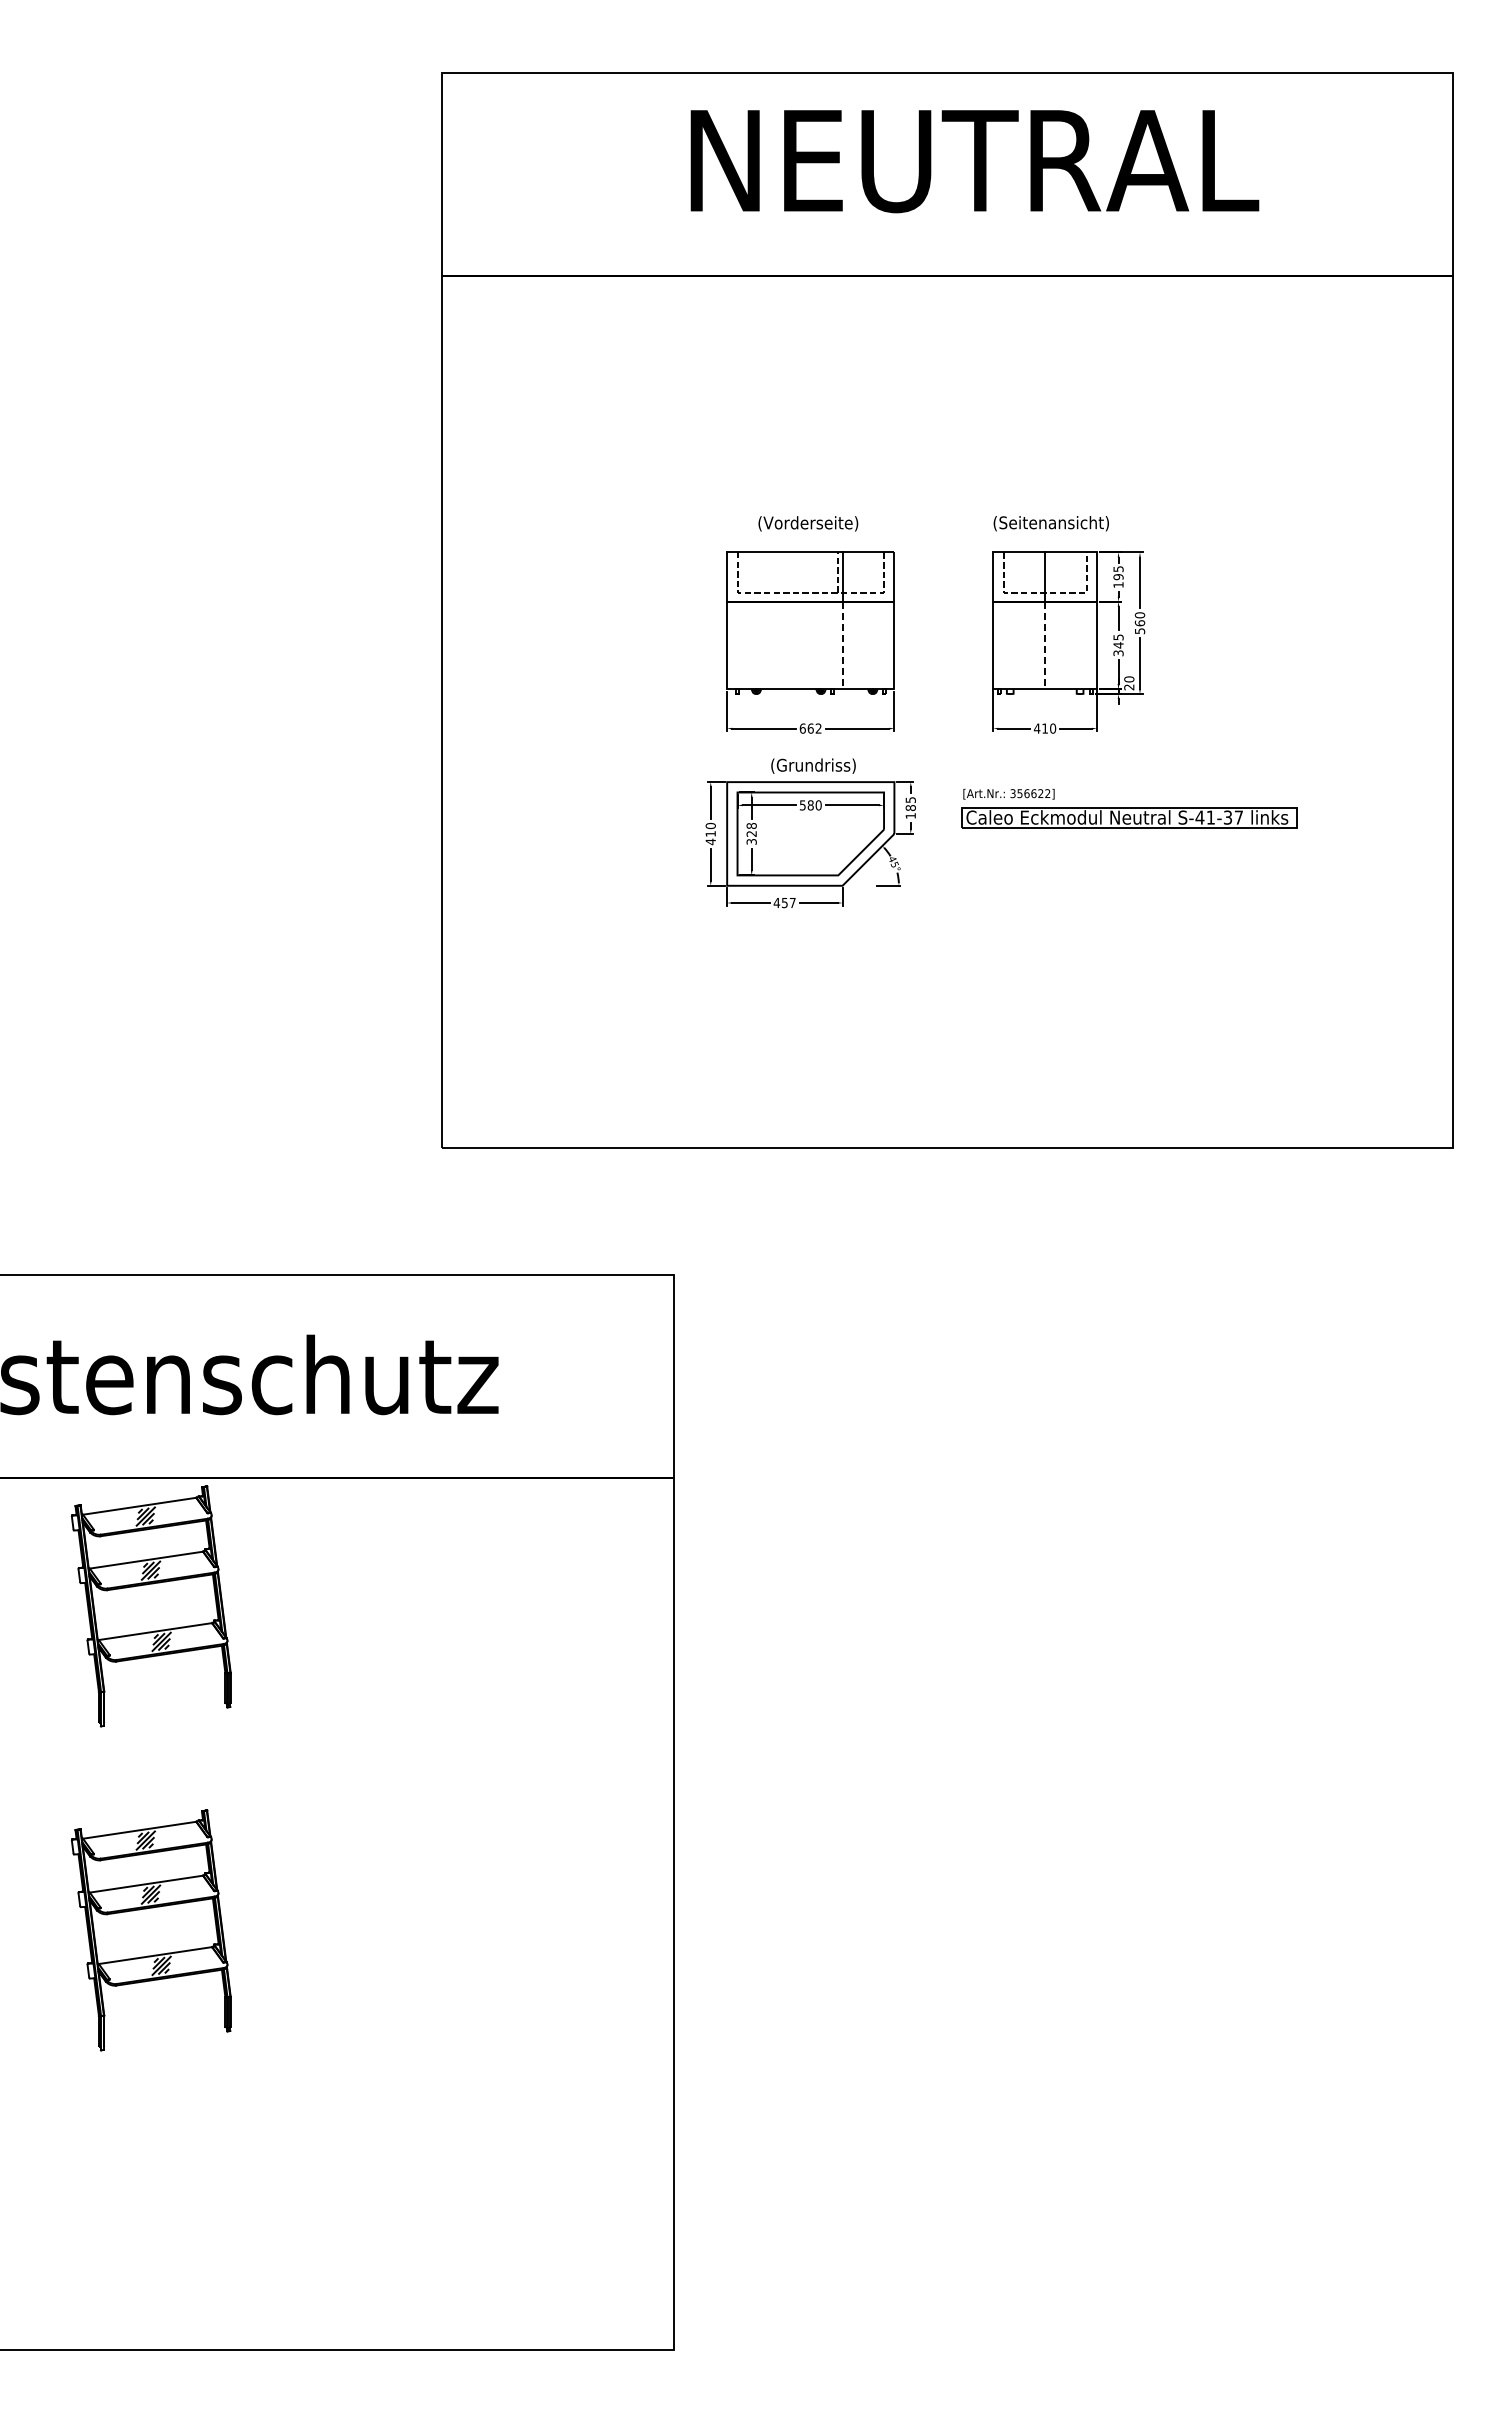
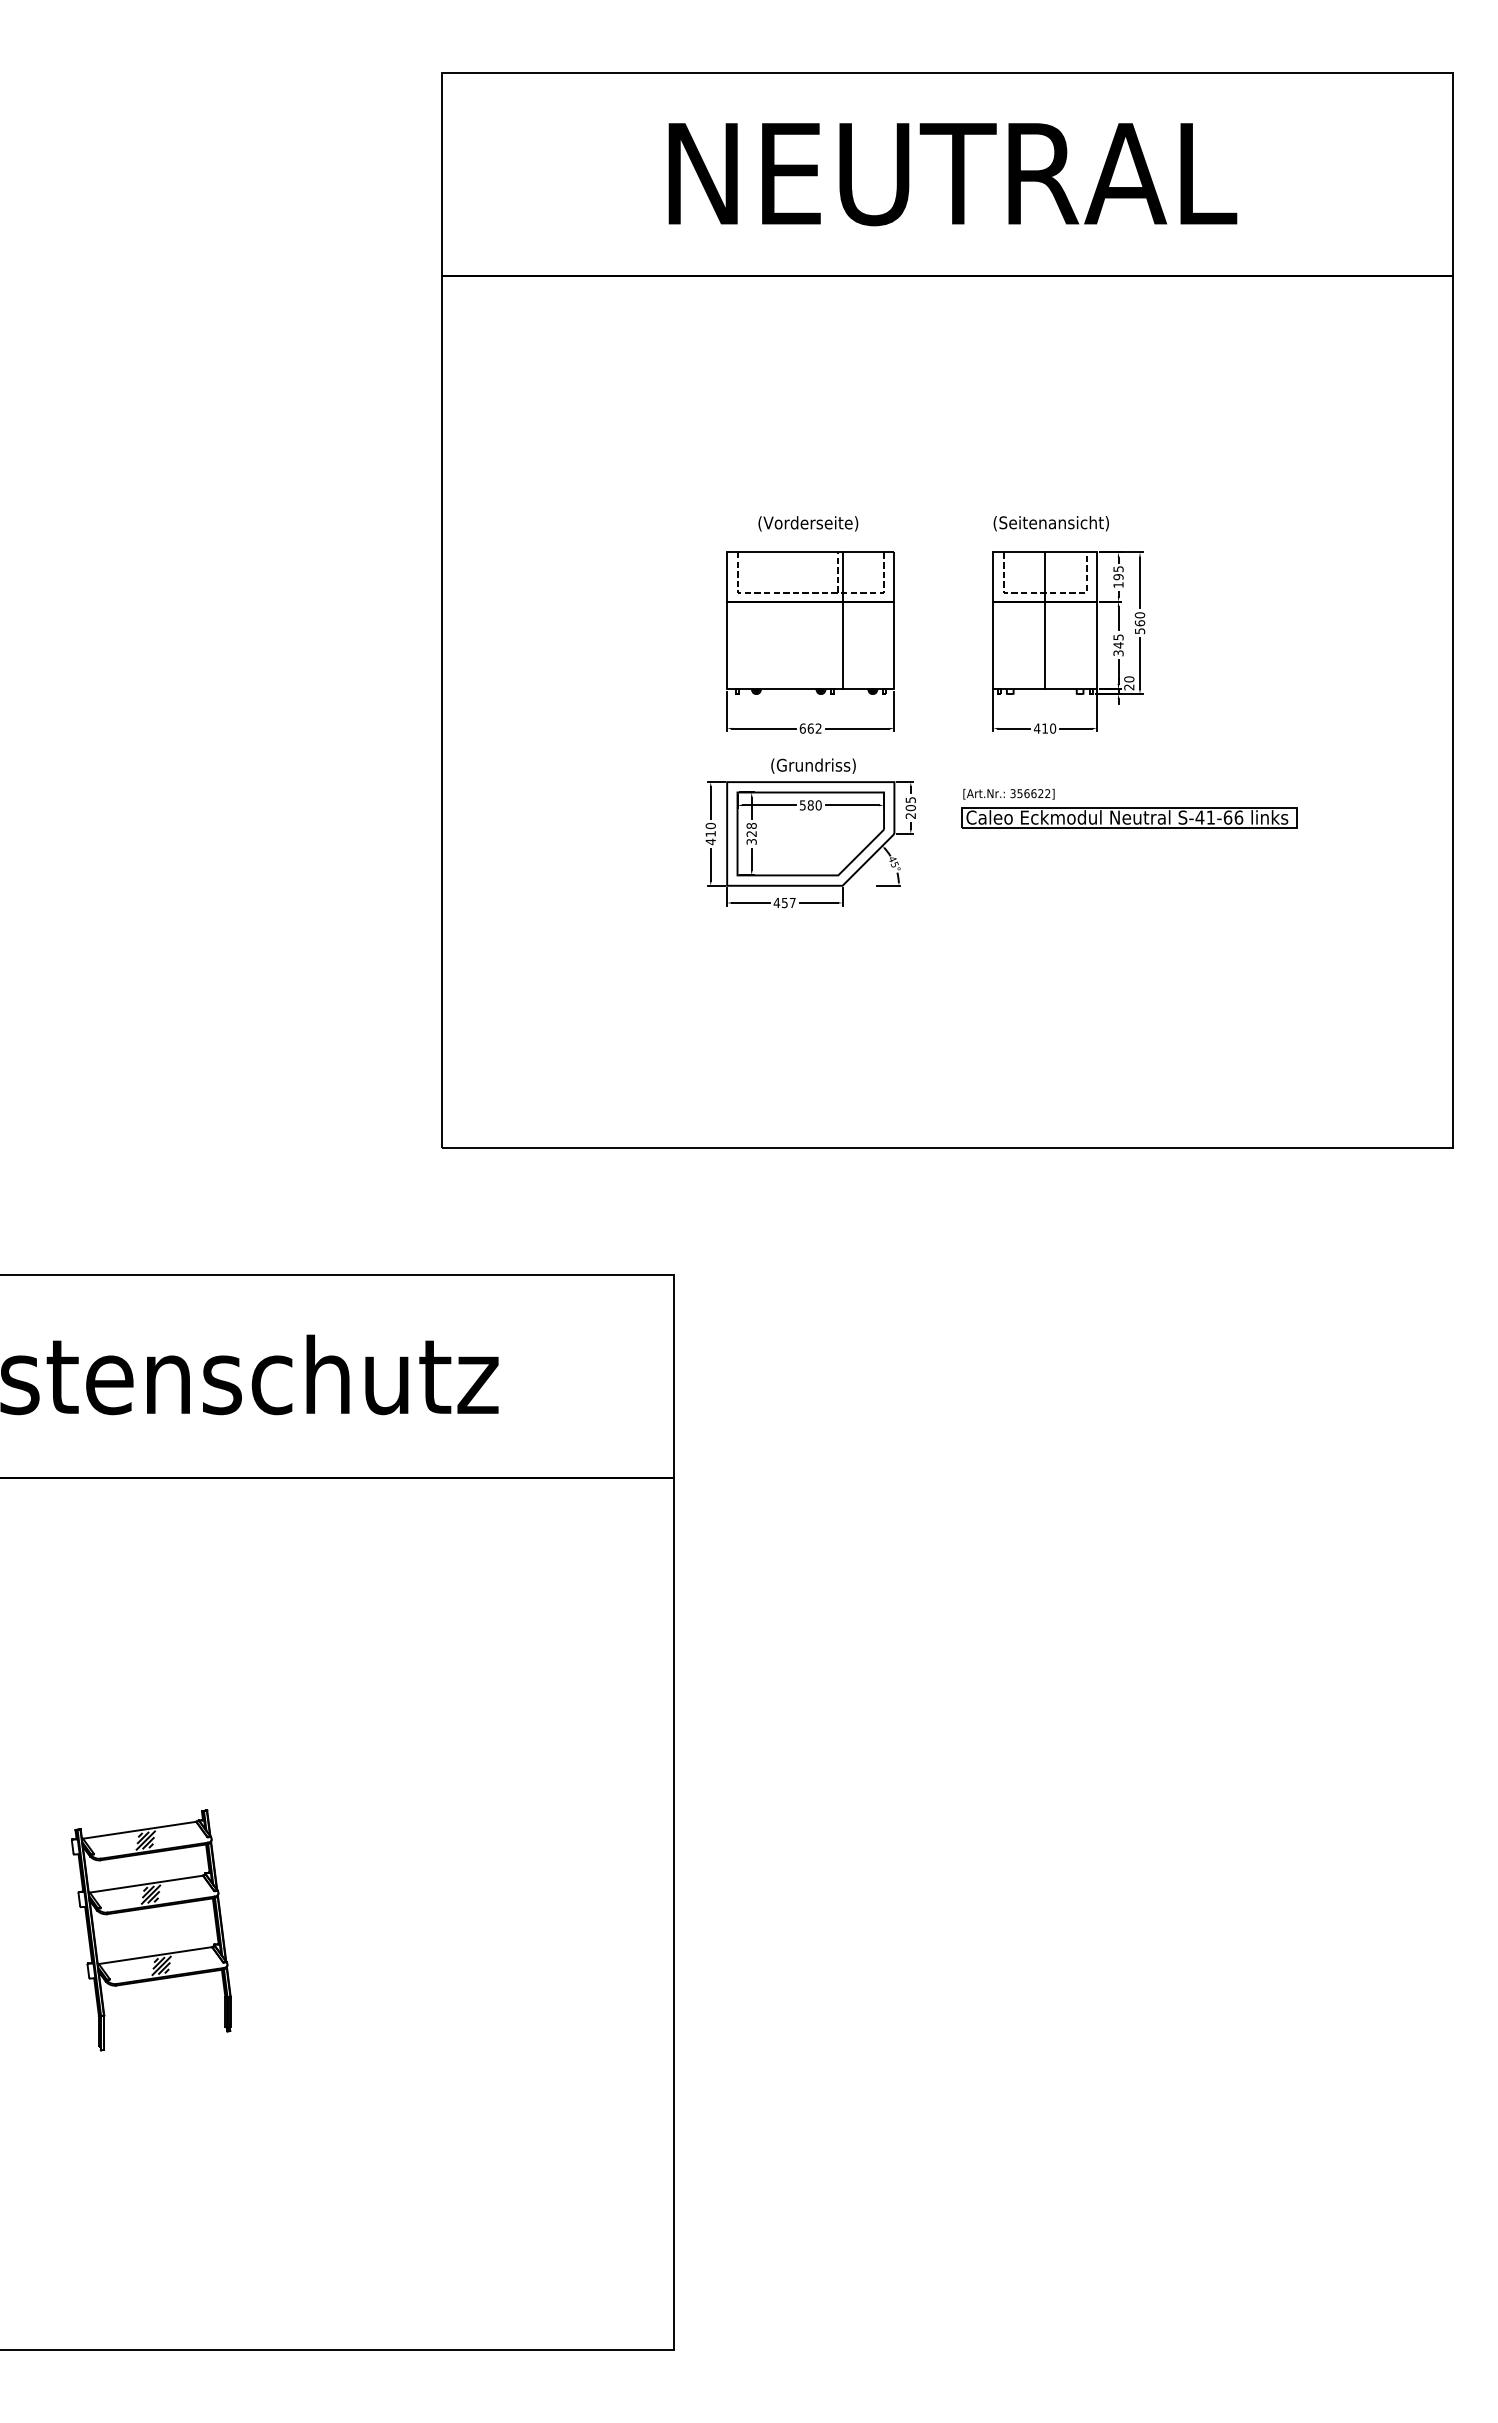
text position: (974, 161) -> (952, 174) (952, 174)
line: dashed -> solid (842, 645)
line: dashed -> solid (1045, 645)
text: 185 -> 205 (910, 811)
text: S-41-37 -> S-41-66 (1233, 817)
part: present -> none (150, 1606)
